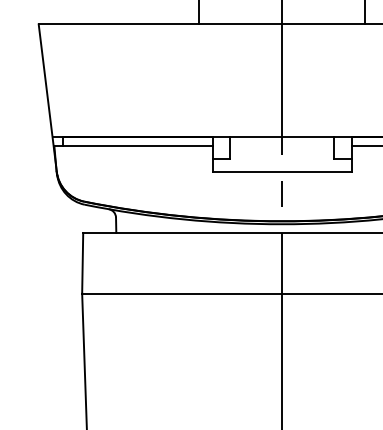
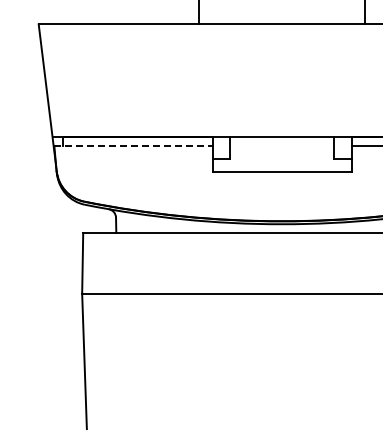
line: solid -> dashed (133, 146)
line: present -> none (282, 214)
